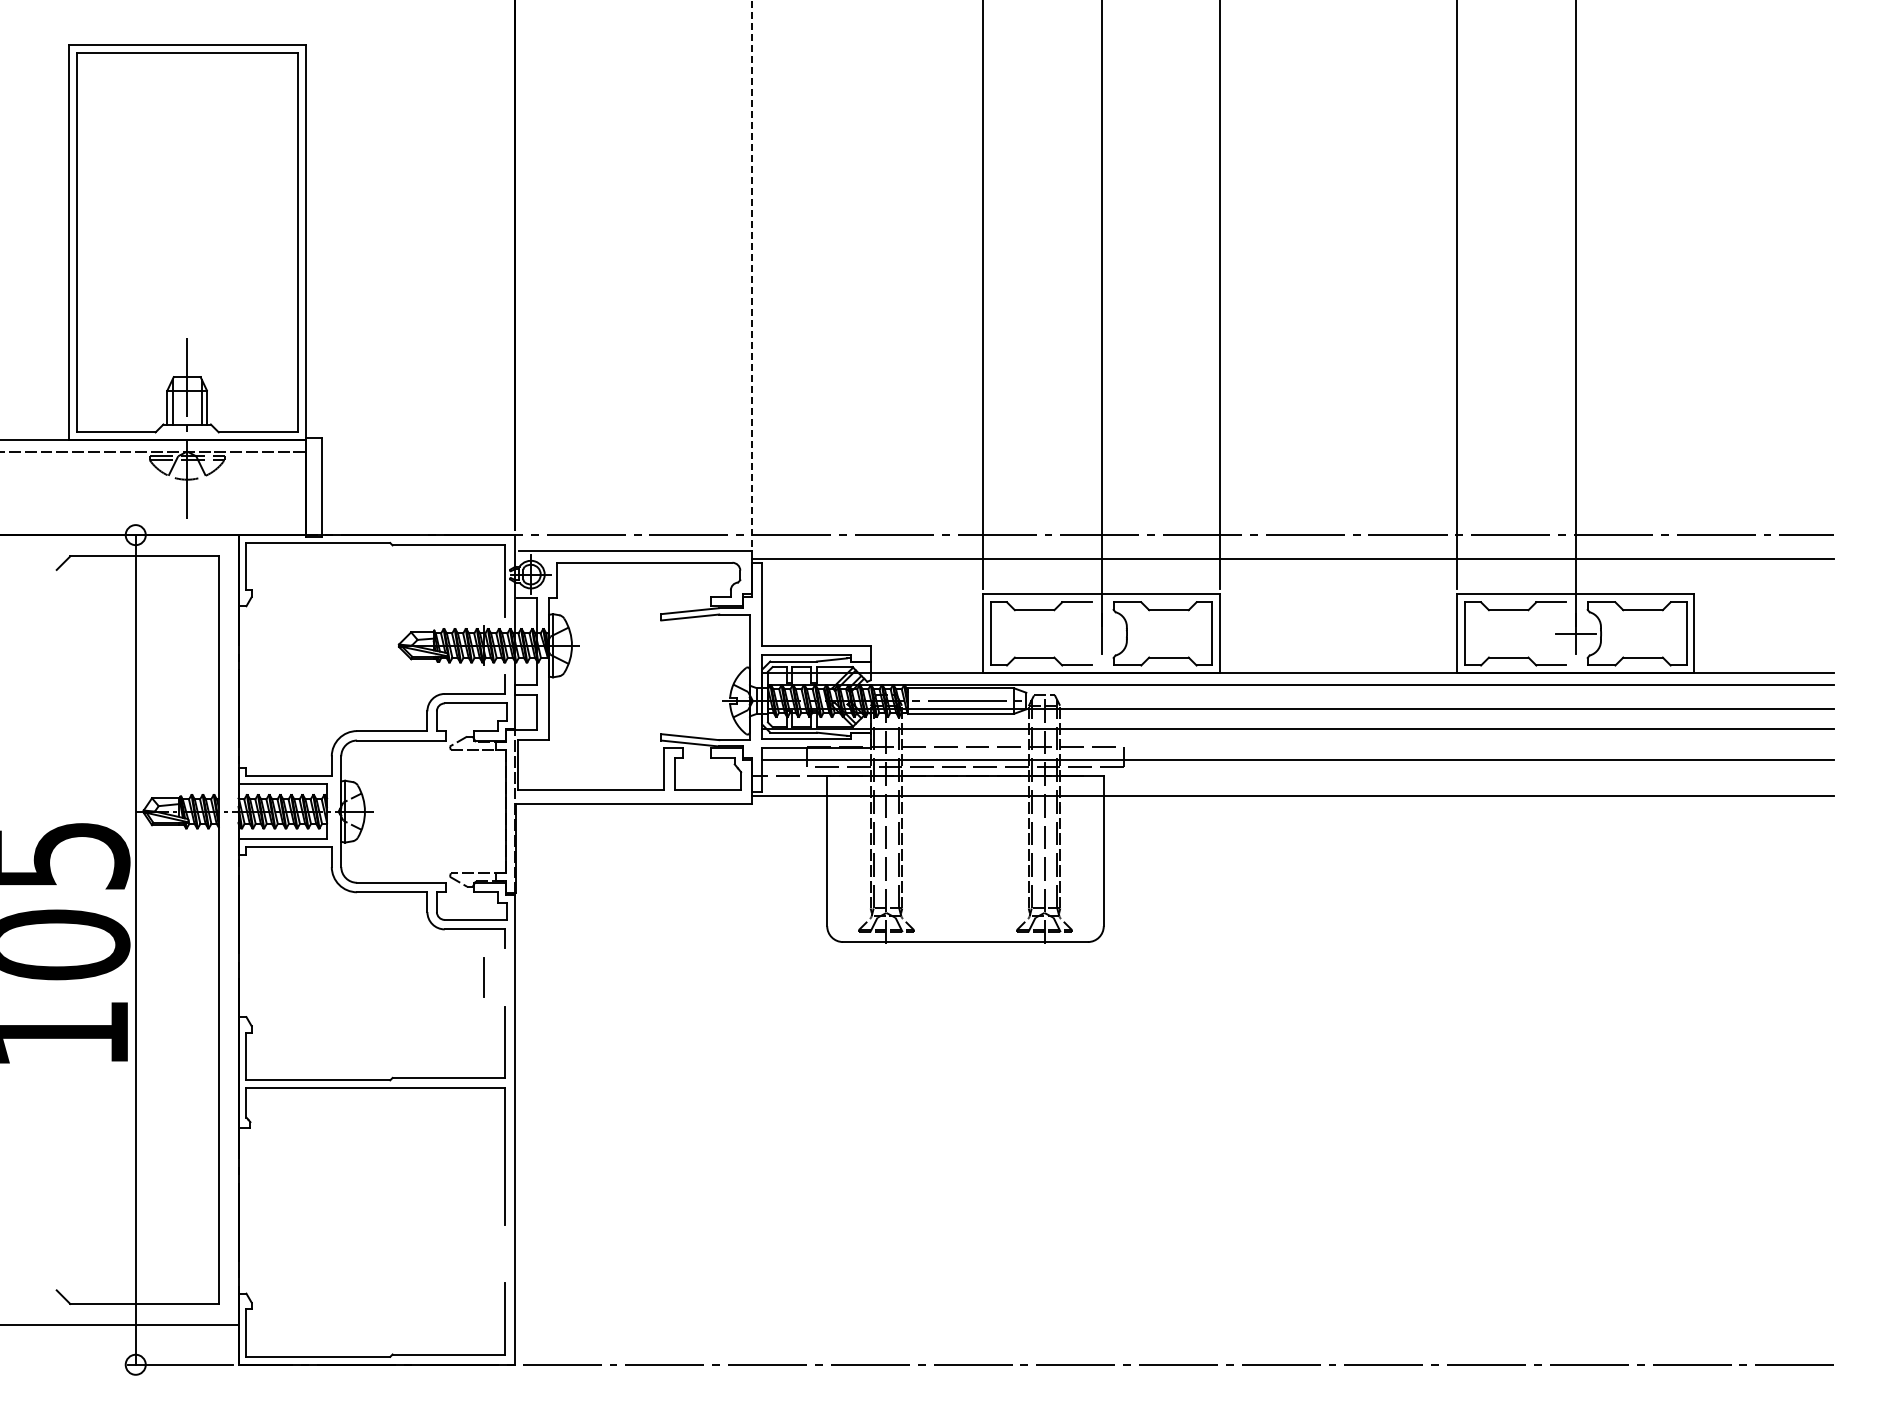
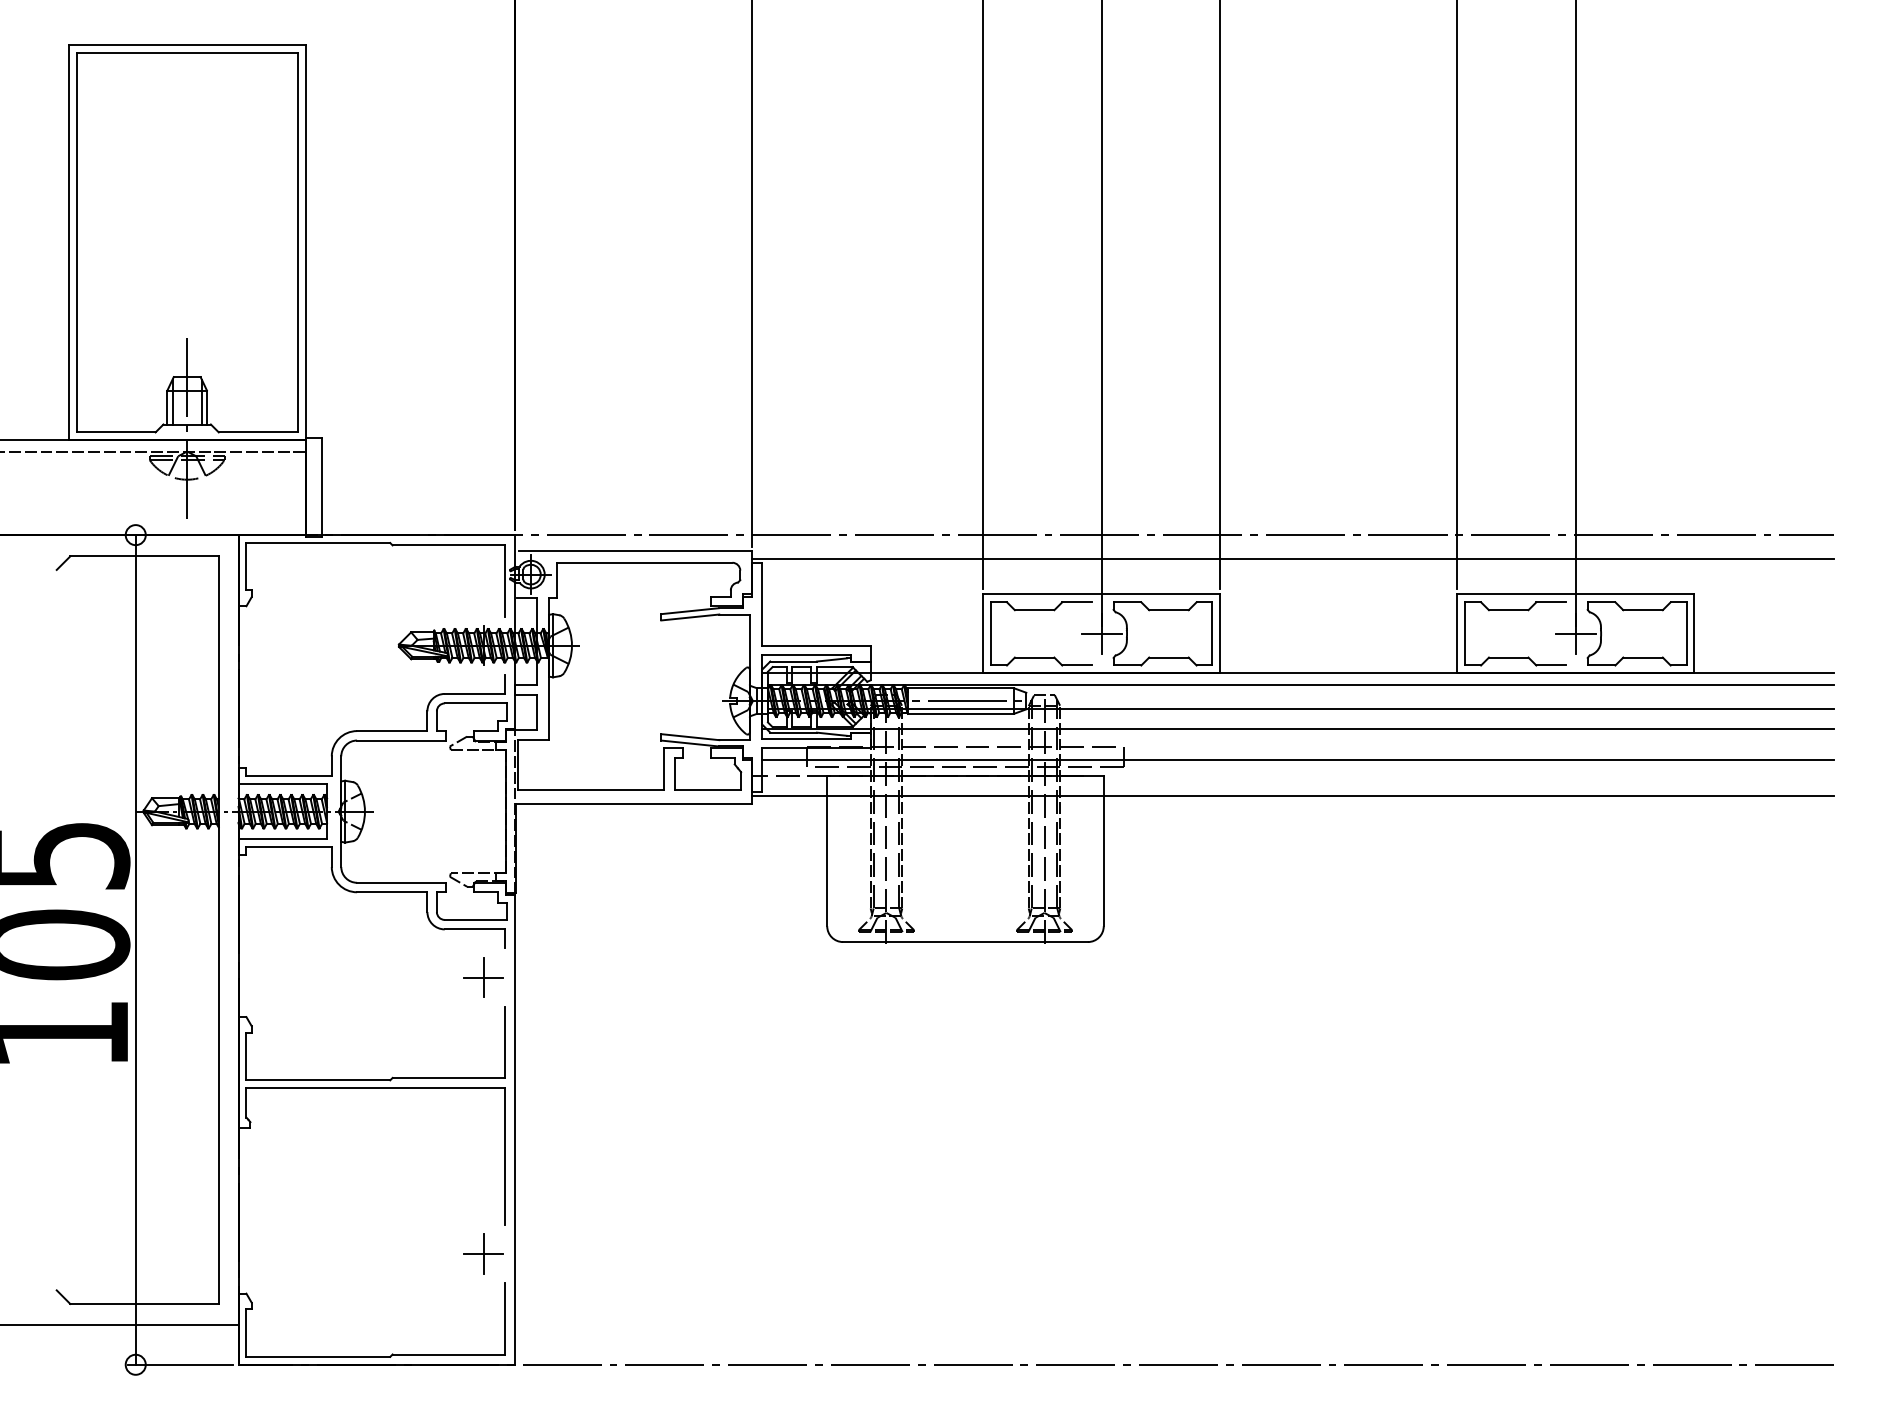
line: dashed -> solid (752, 273)
line: none -> present (1101, 633)
line: none -> present (483, 977)
part: none -> present (483, 1253)
